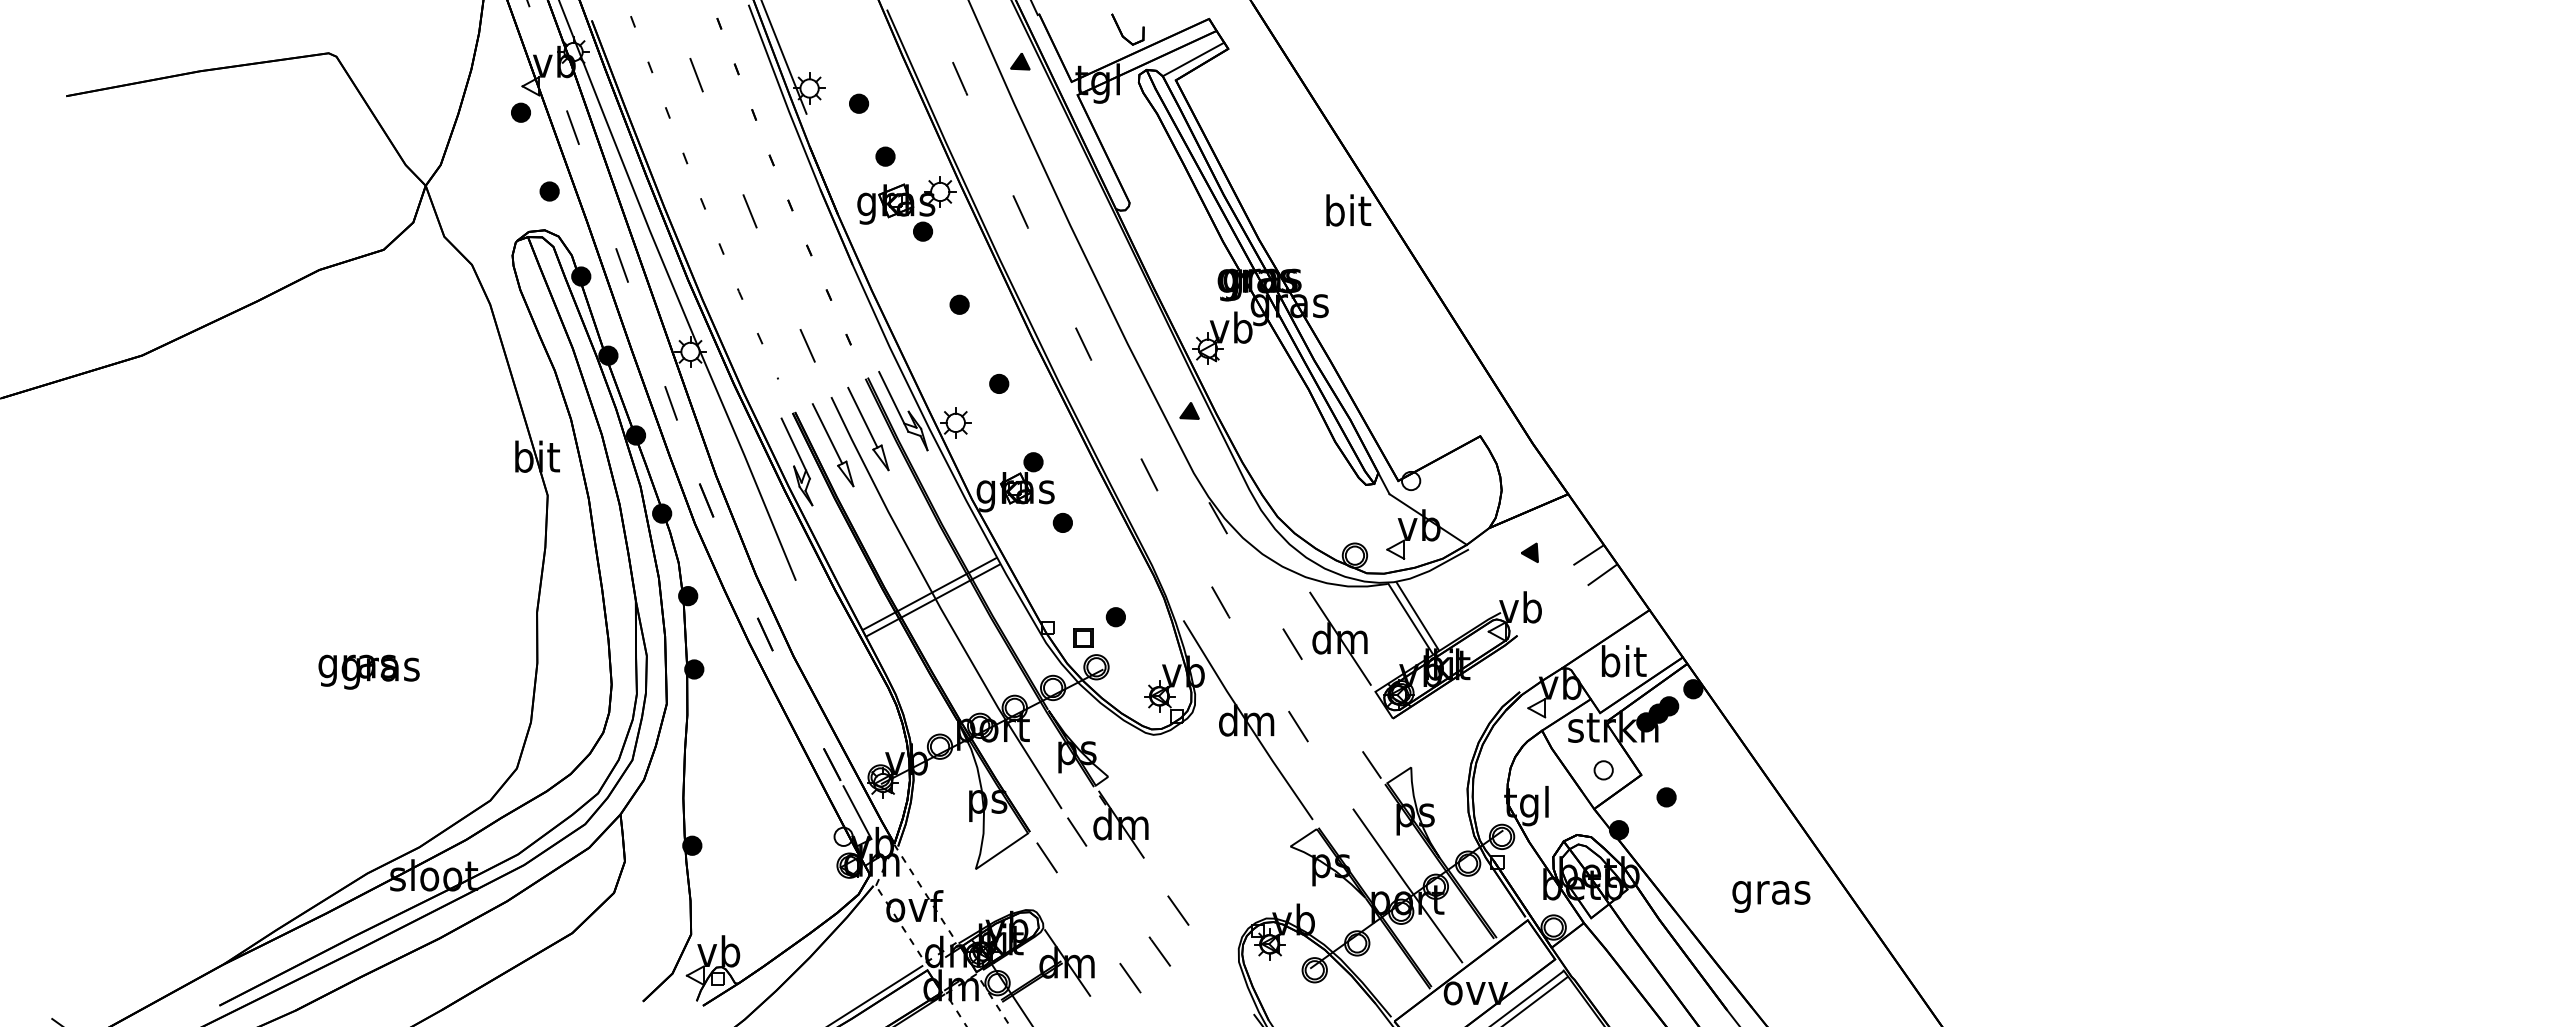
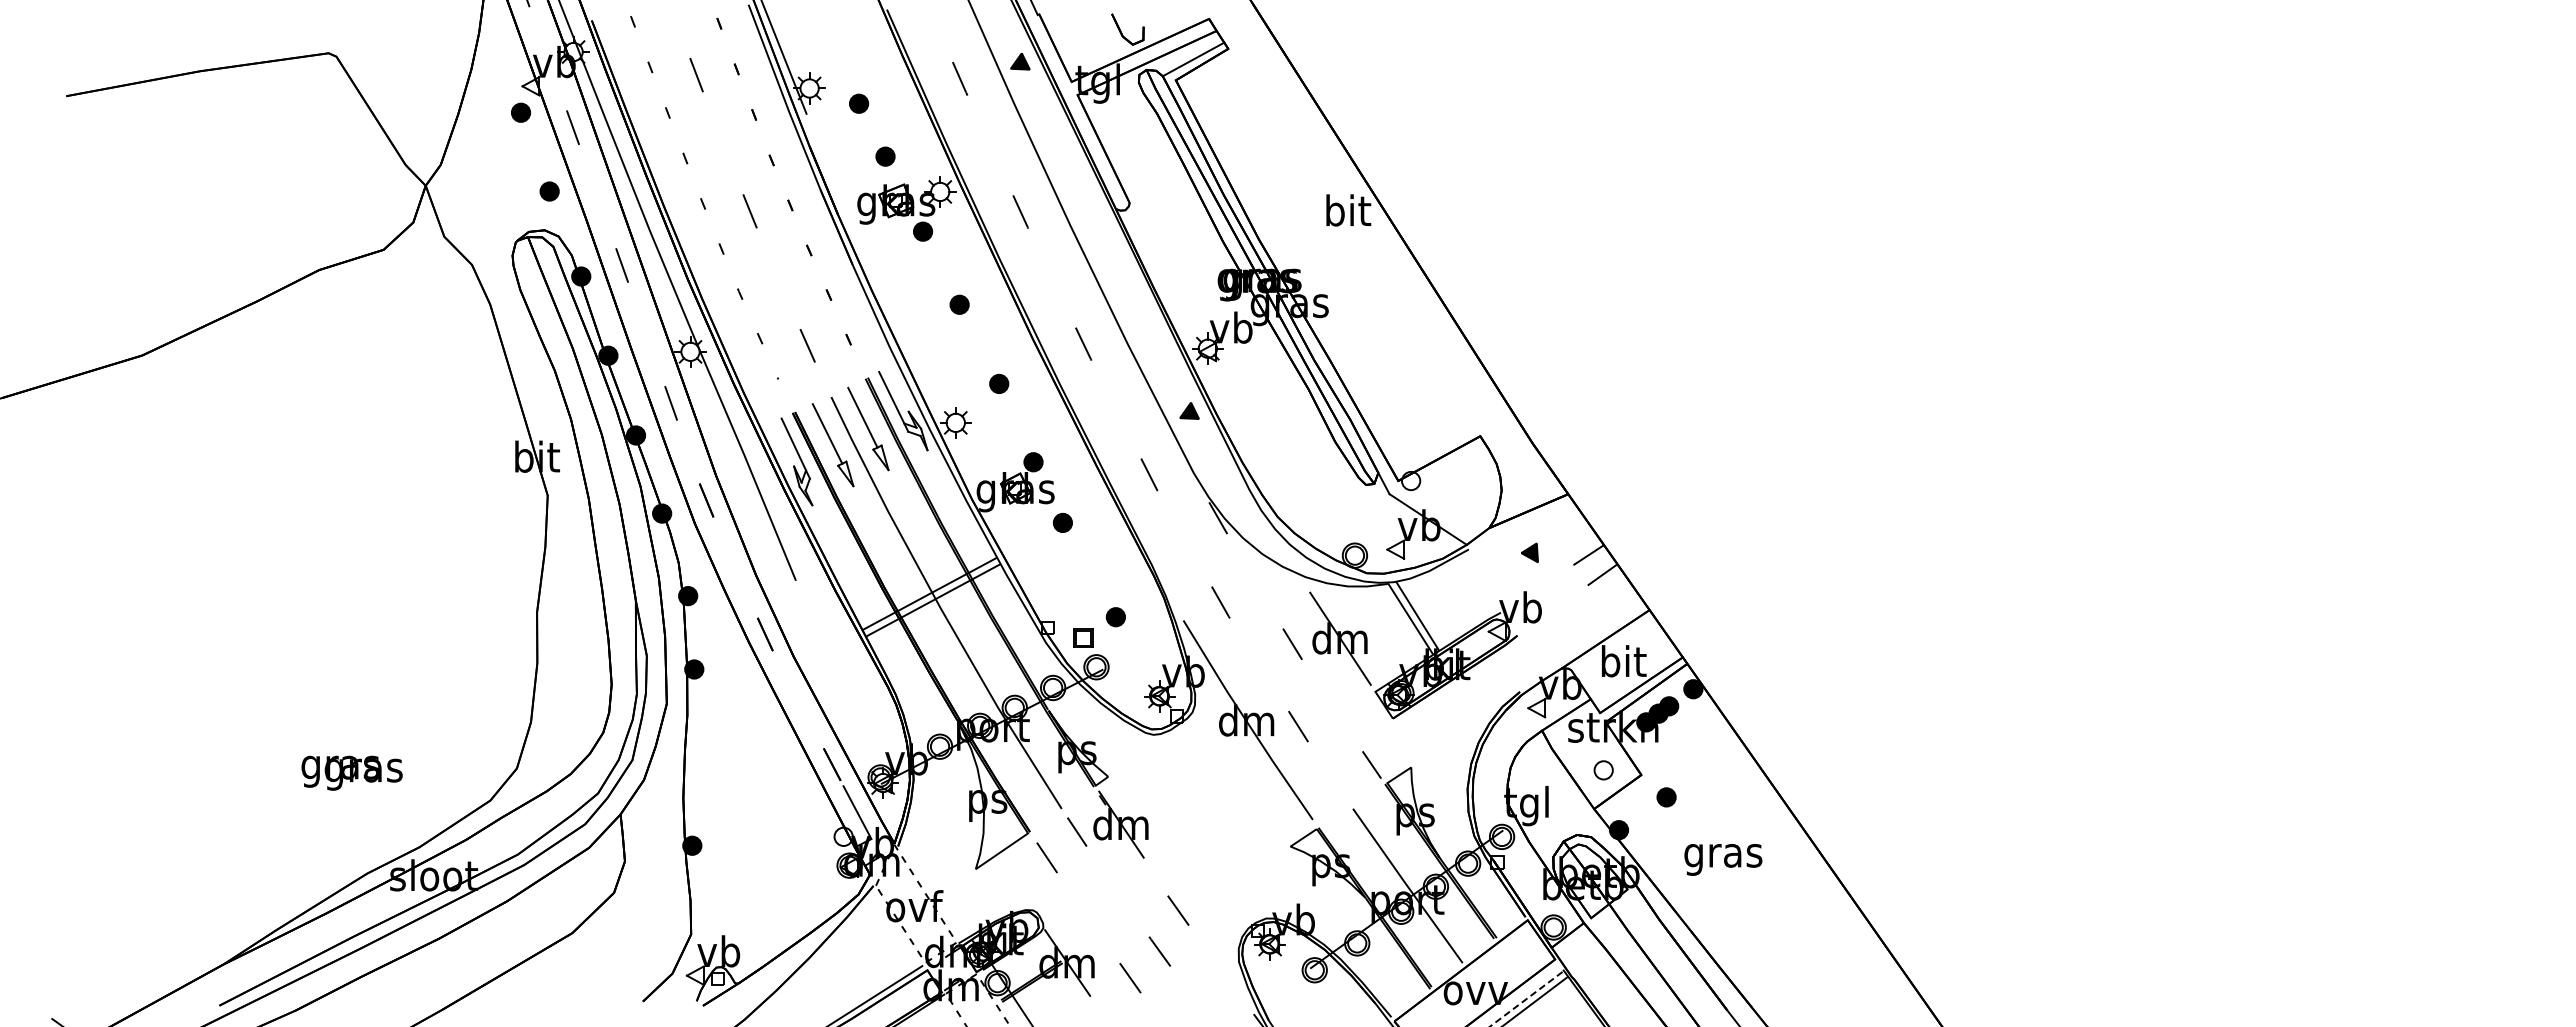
text position: (368, 671) -> (351, 772) (351, 772)
text position: (1771, 896) -> (1723, 859) (1723, 859)
line: solid -> dashed (1526, 998)
